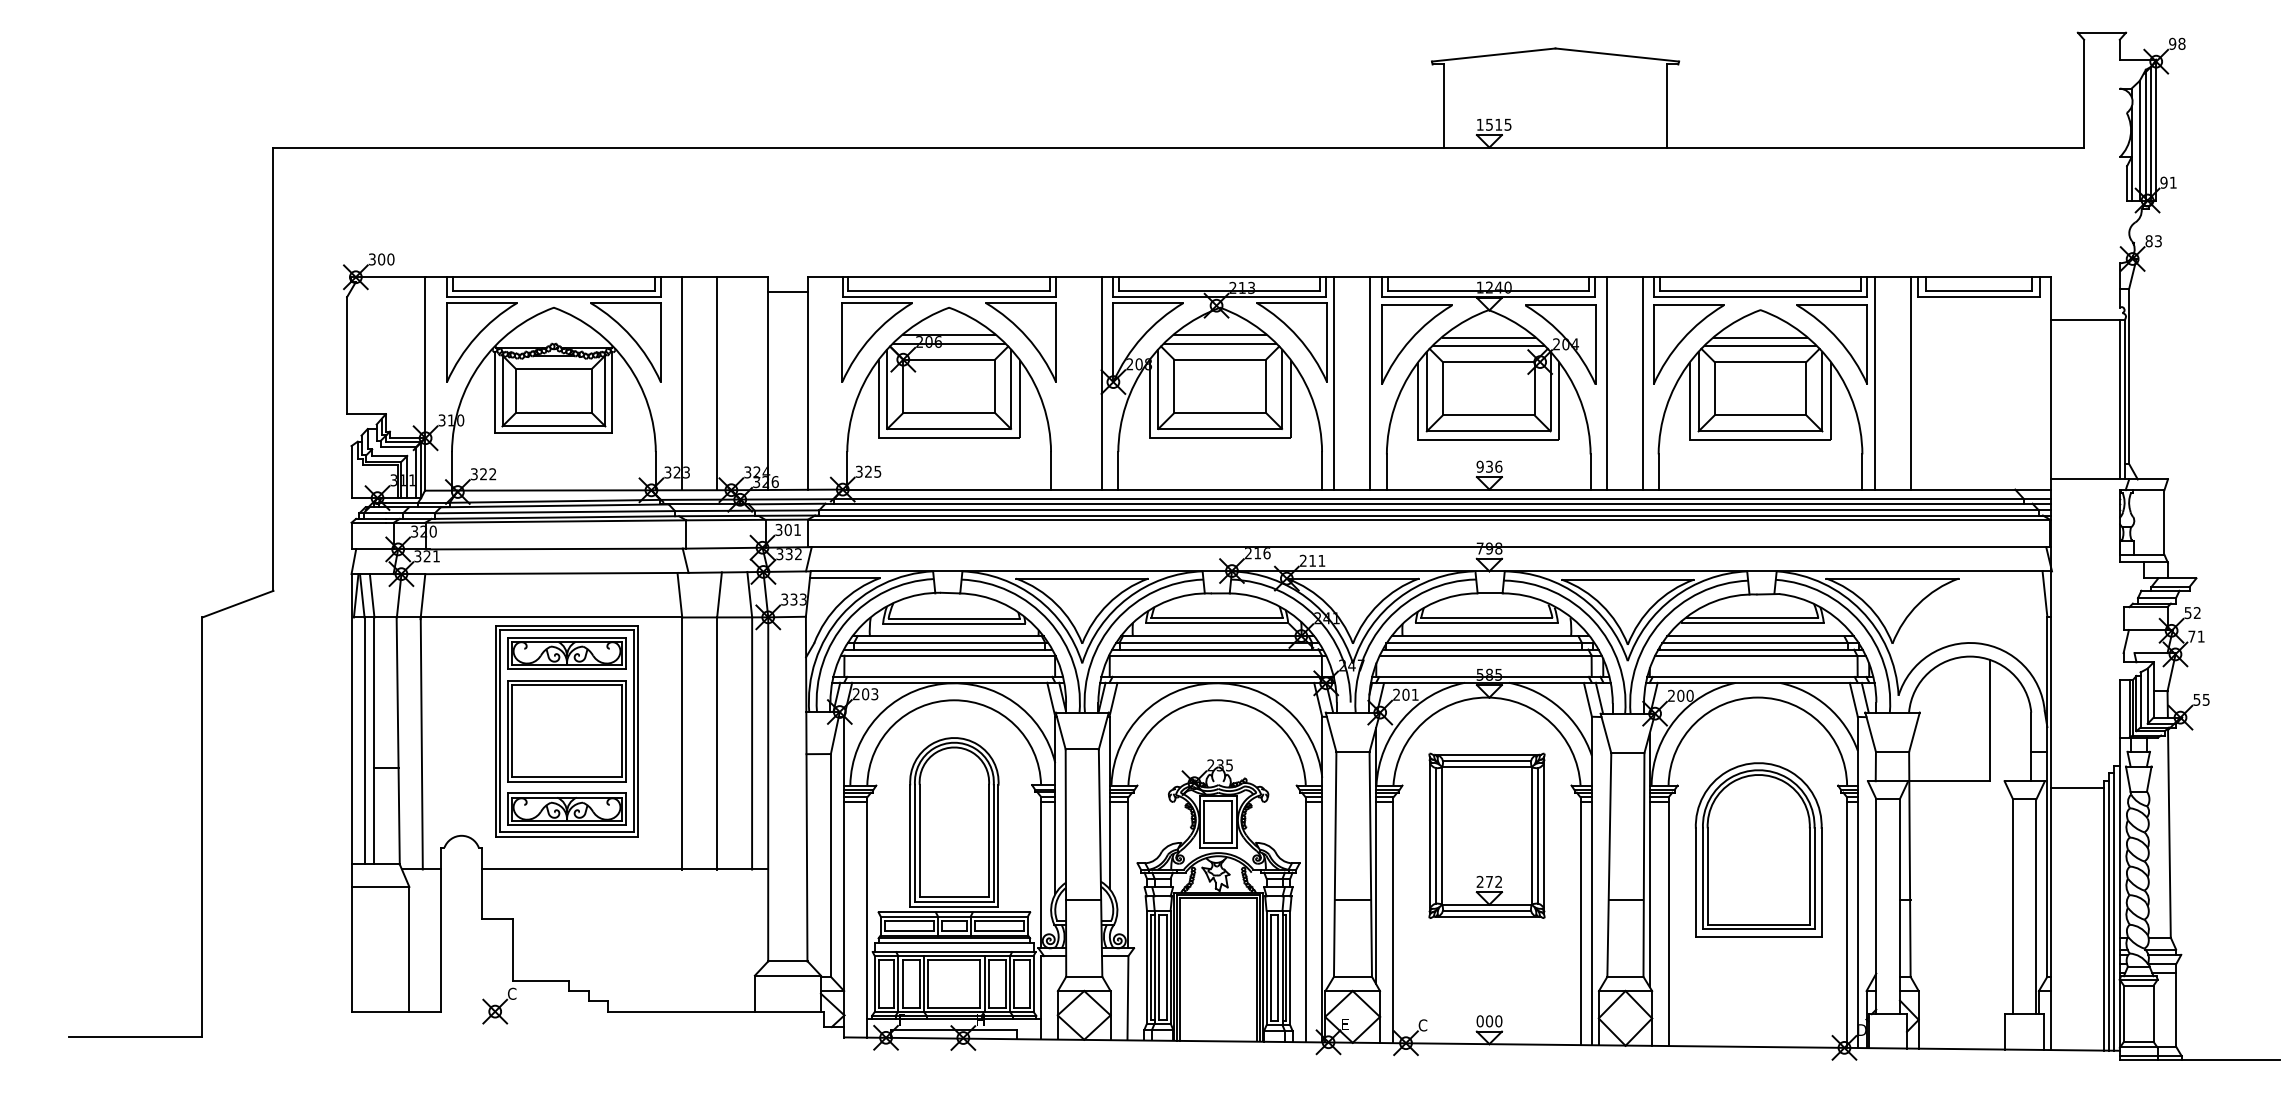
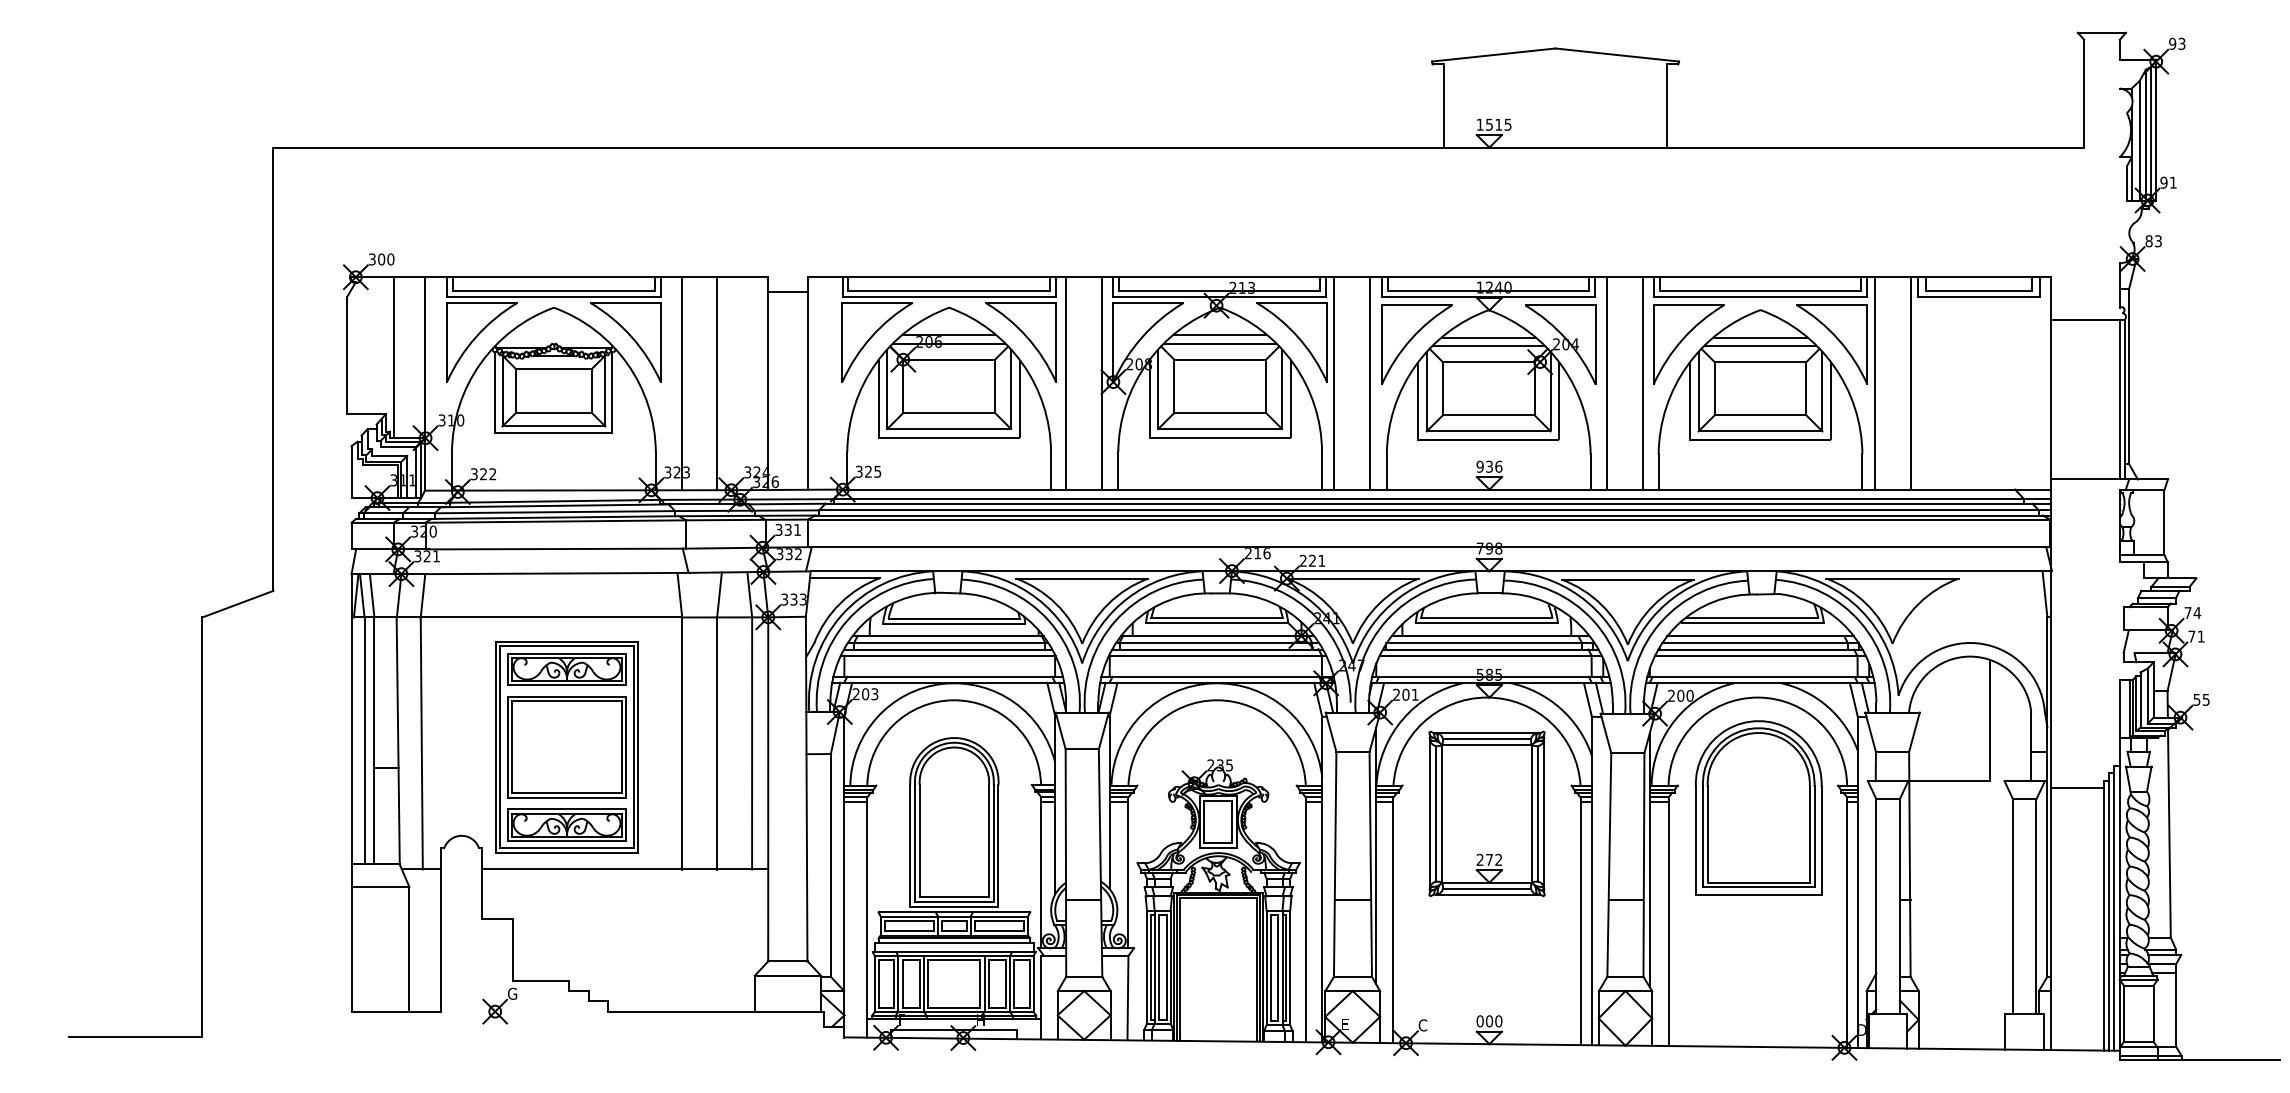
text: 98 -> 93 (2181, 43)
line: none -> present (393, 357)
line: none -> present (1066, 383)
text: 301 -> 331 (787, 529)
text: 211 -> 221 (1312, 560)
text: 52 -> 74 (2192, 613)
part position: (566, 731) -> (566, 747) (566, 747)
part position: (1486, 835) -> (1486, 813) (1486, 813)
part position: (1758, 849) -> (1758, 807) (1758, 807)
text: C -> G (515, 993)
